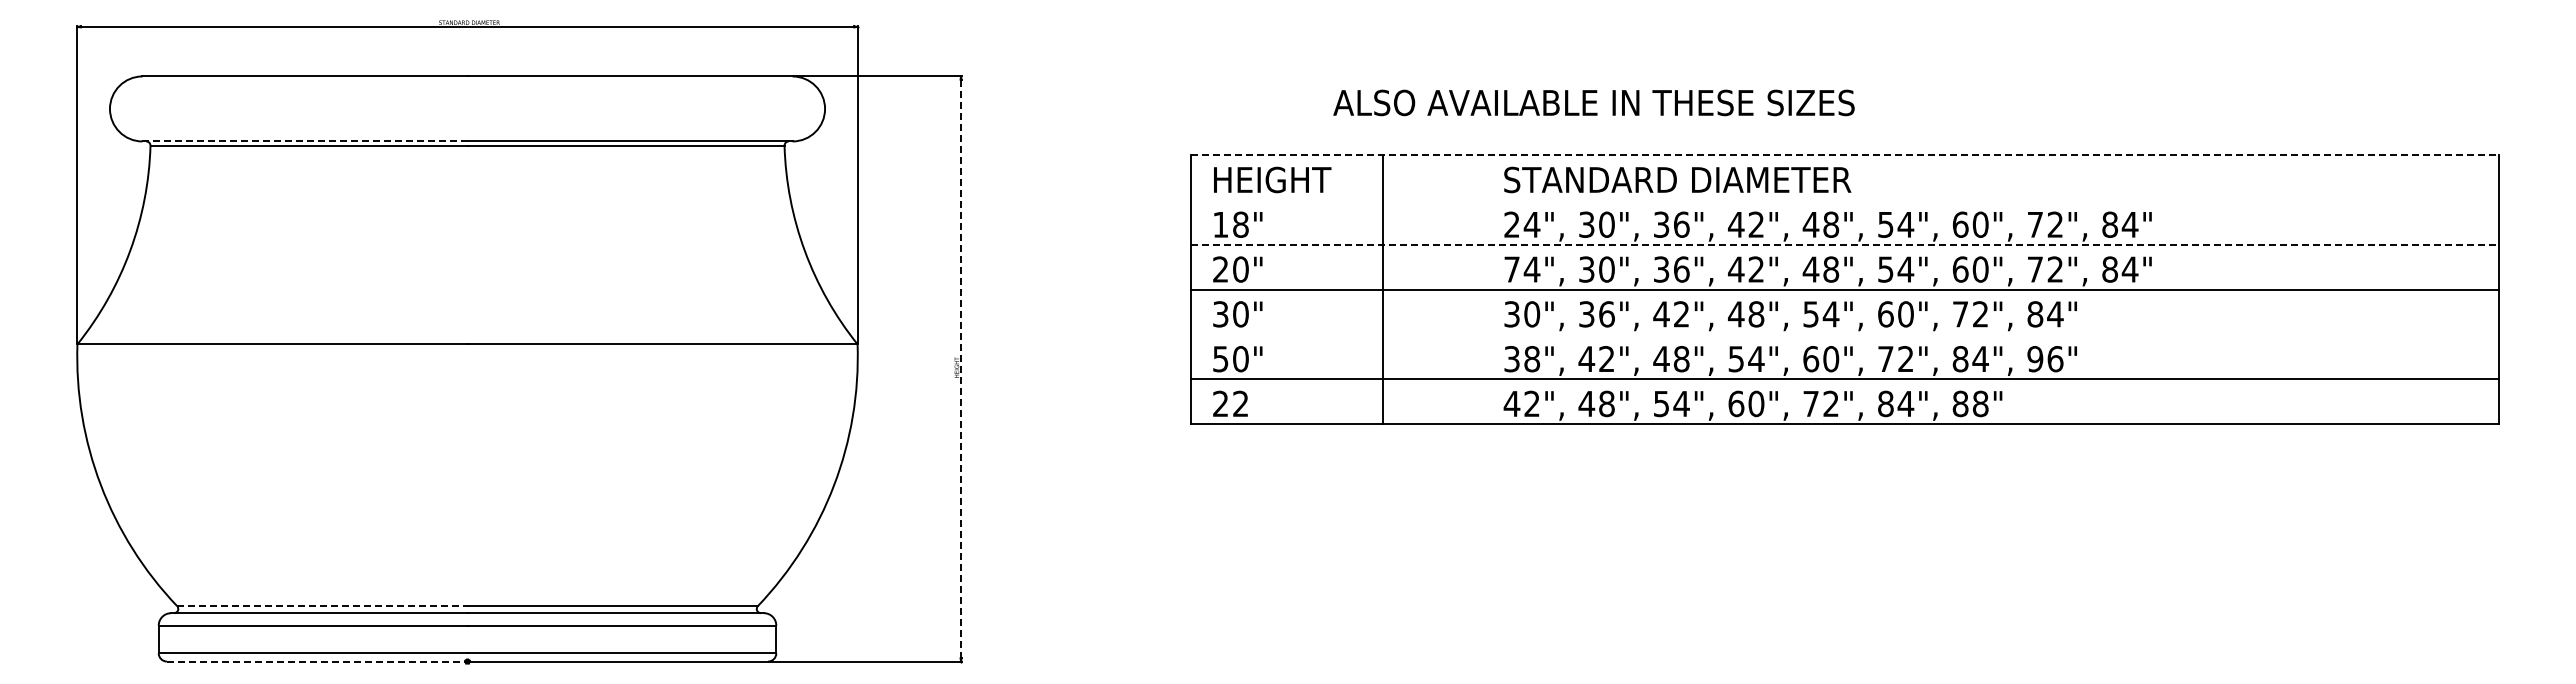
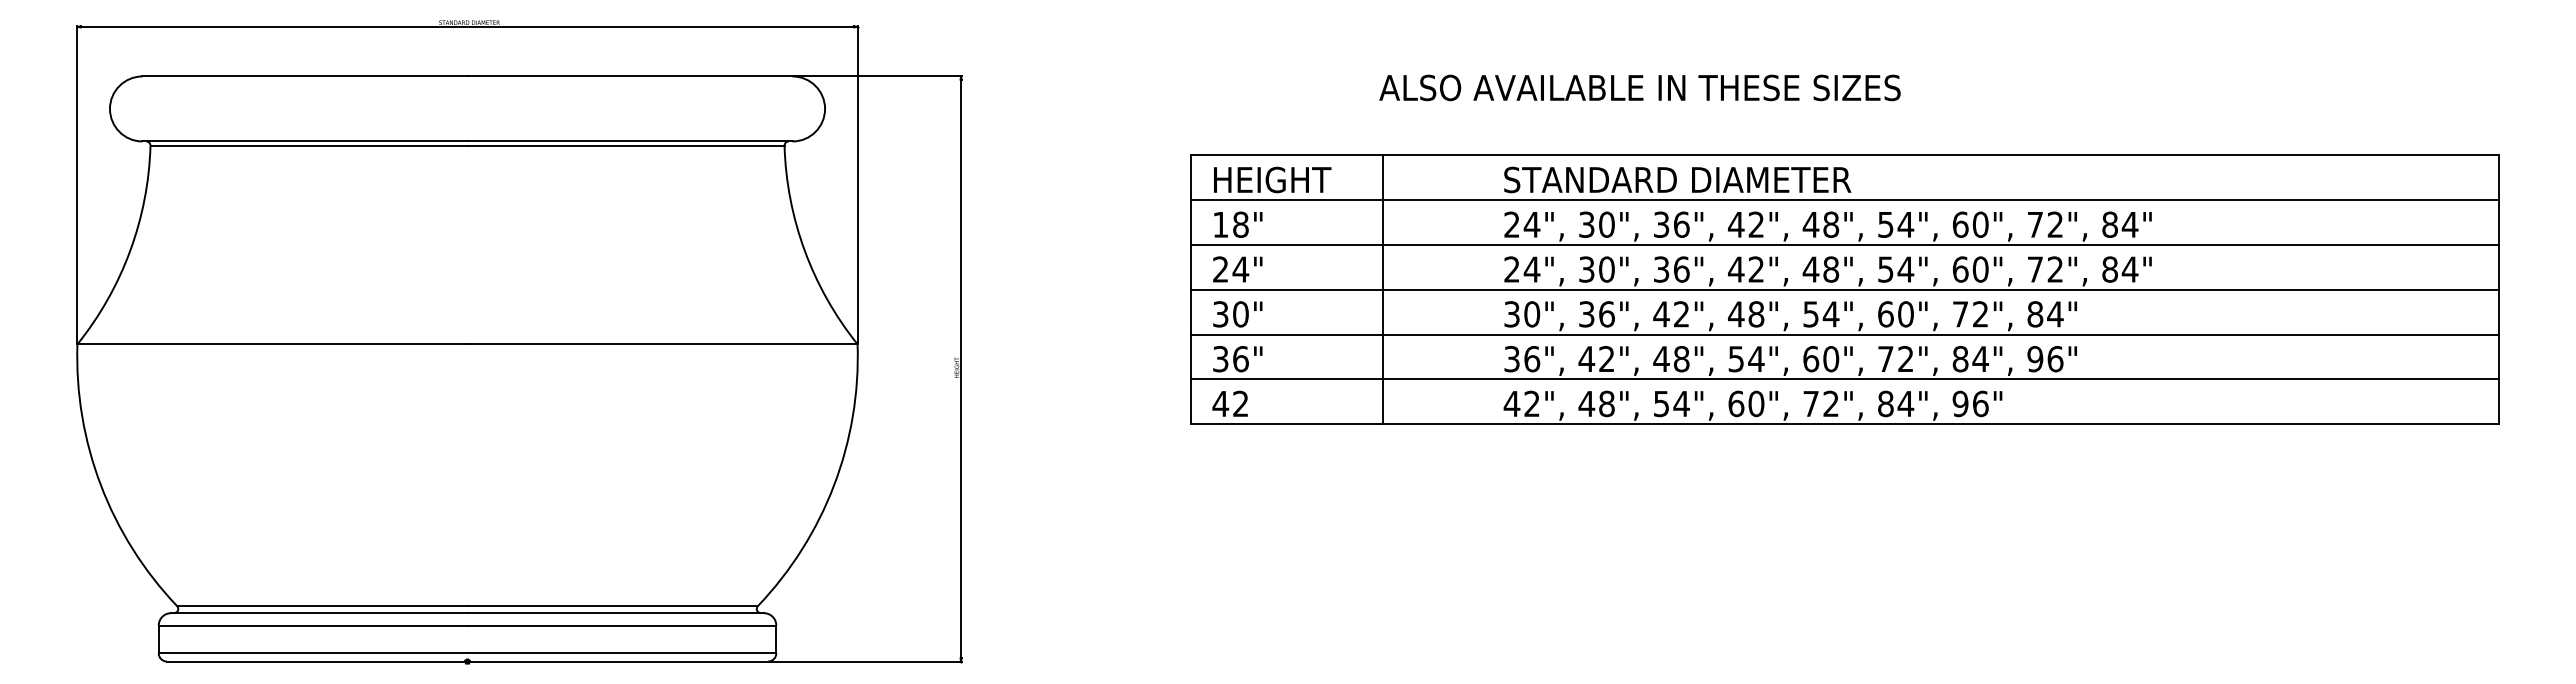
text position: (1593, 102) -> (1639, 87) (1639, 87)
line: dashed -> solid (305, 141)
line: dashed -> solid (1844, 155)
line: none -> present (1844, 200)
line: dashed -> solid (1844, 245)
text: 20" -> 24" (1240, 269)
text: 74", -> 24", (1511, 269)
line: none -> present (1844, 334)
text: 50" -> 36" (1231, 359)
text: 38", -> 36", (1532, 359)
line: dashed -> solid (961, 369)
text: 22 -> 42 (1220, 403)
text: 88" -> 96" (1970, 403)
line: dashed -> solid (322, 606)
line: dashed -> solid (317, 661)
